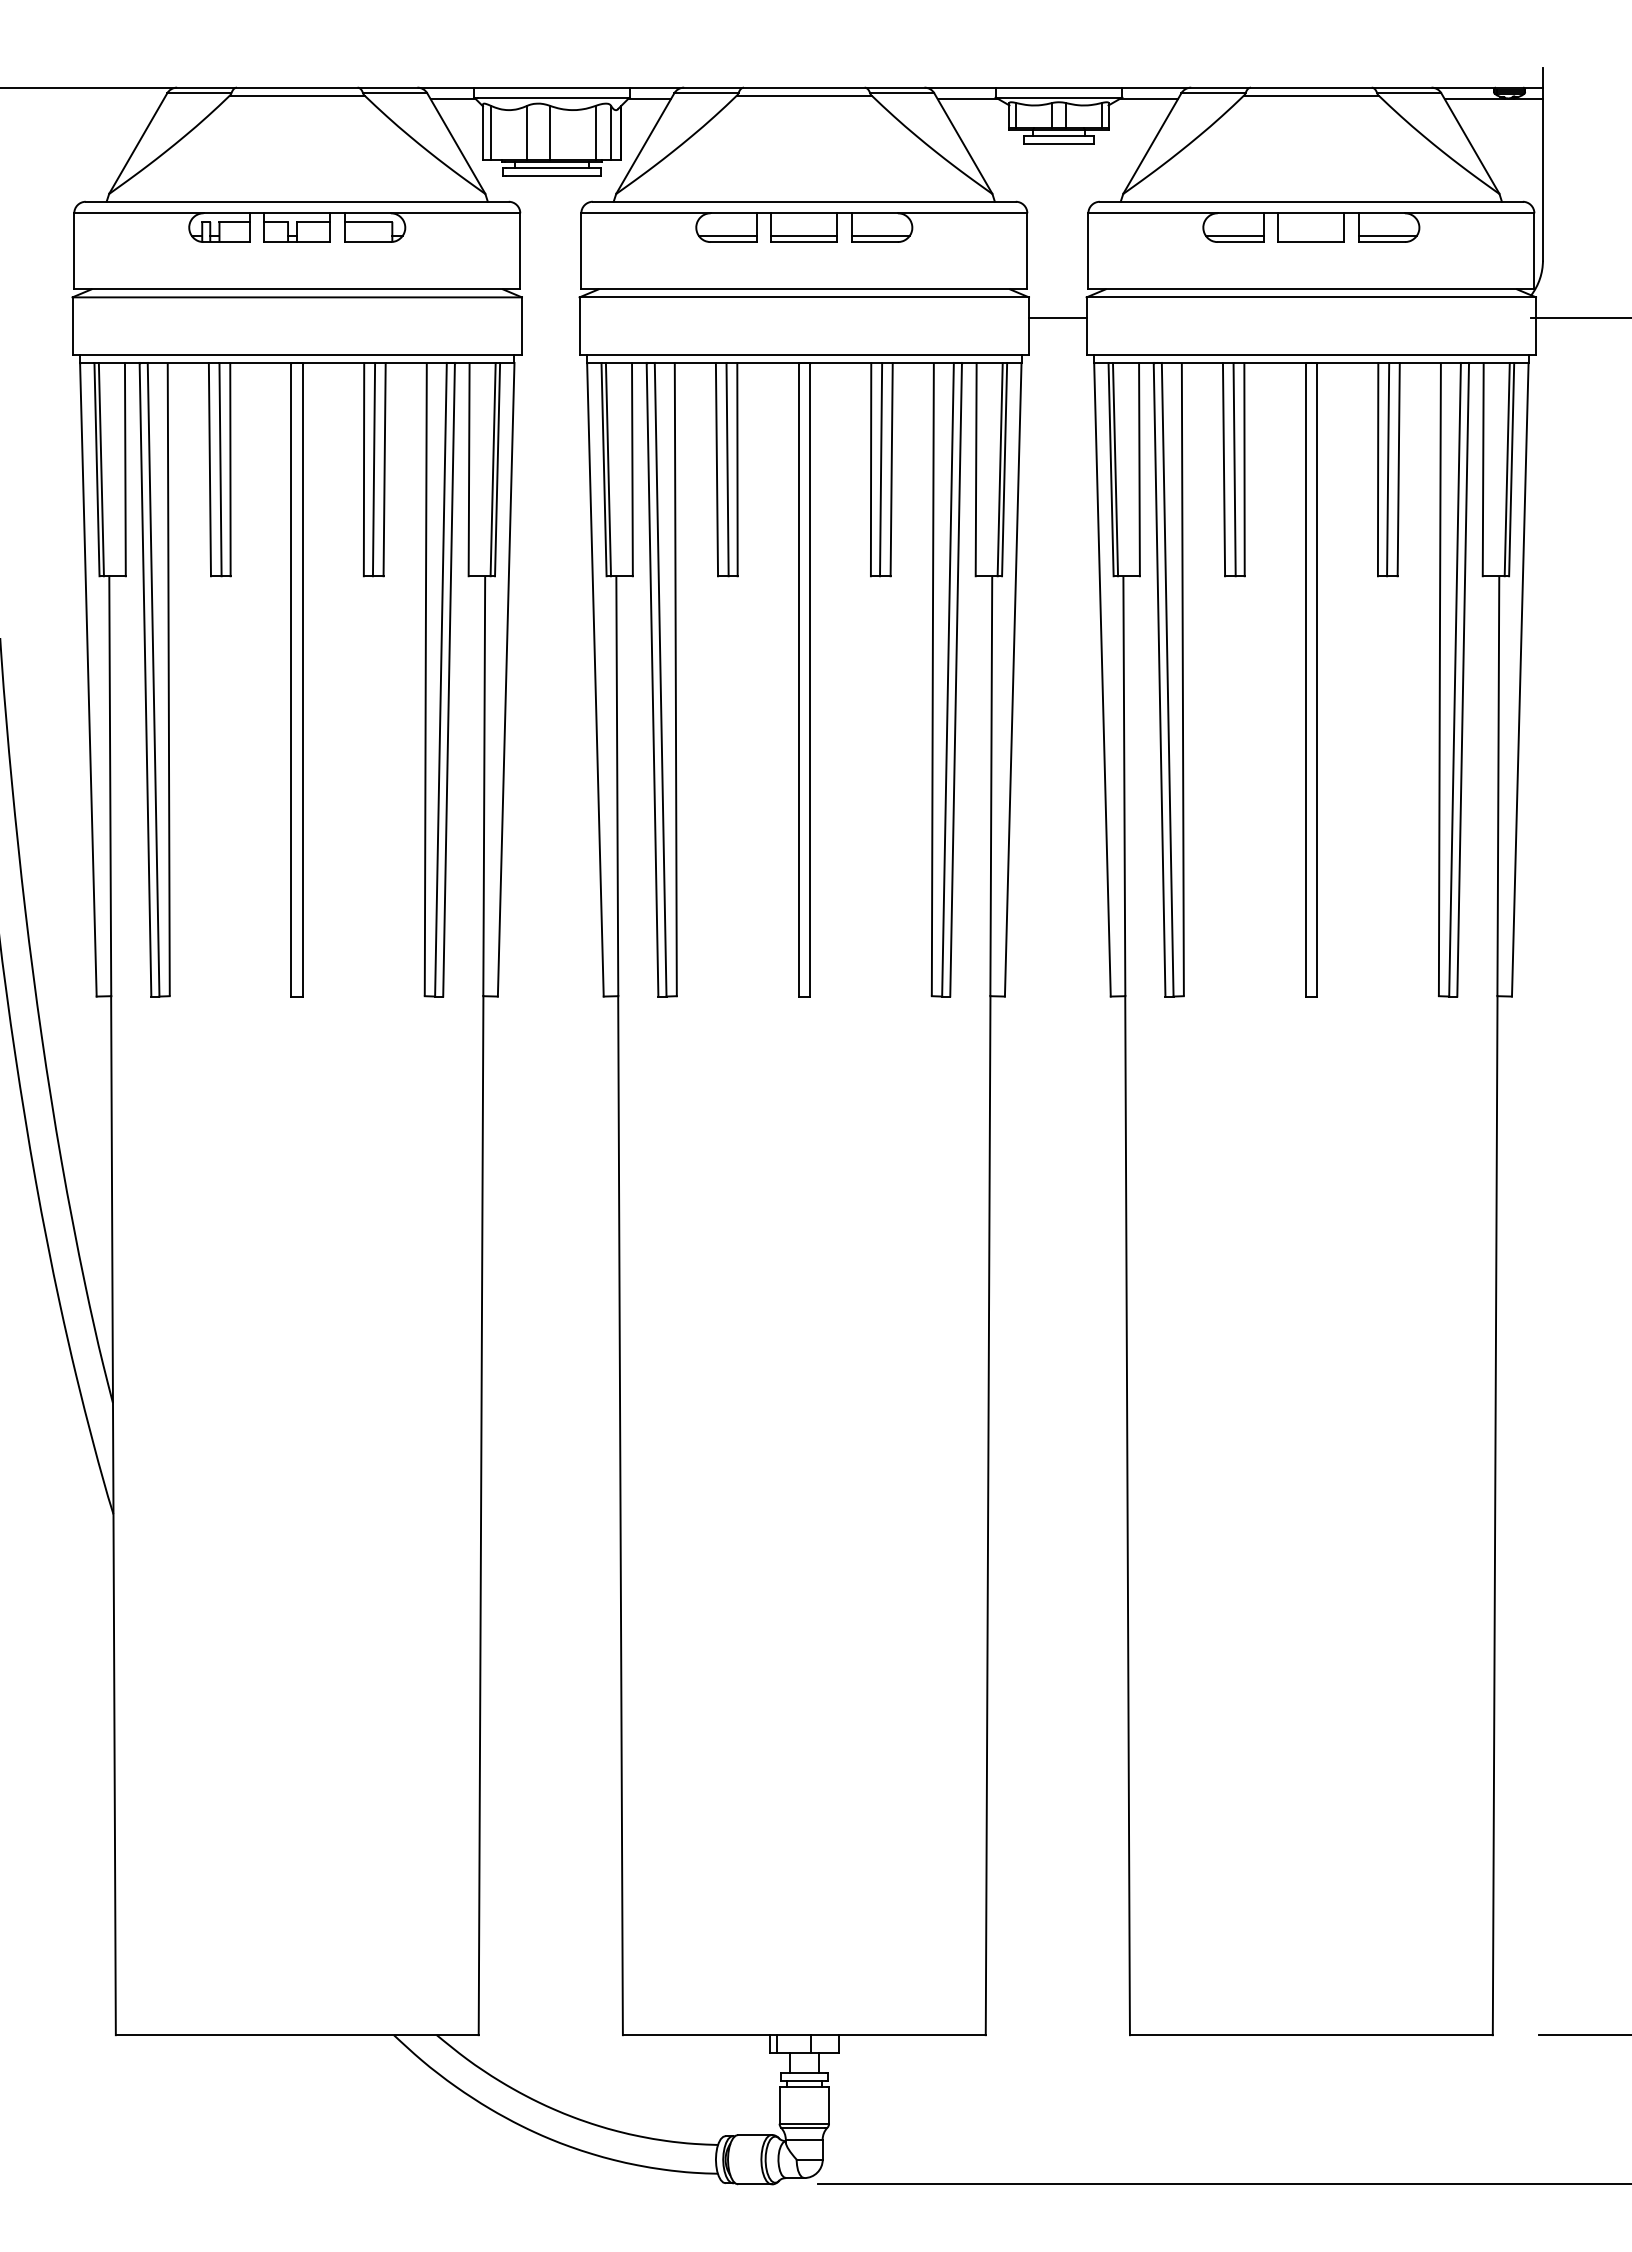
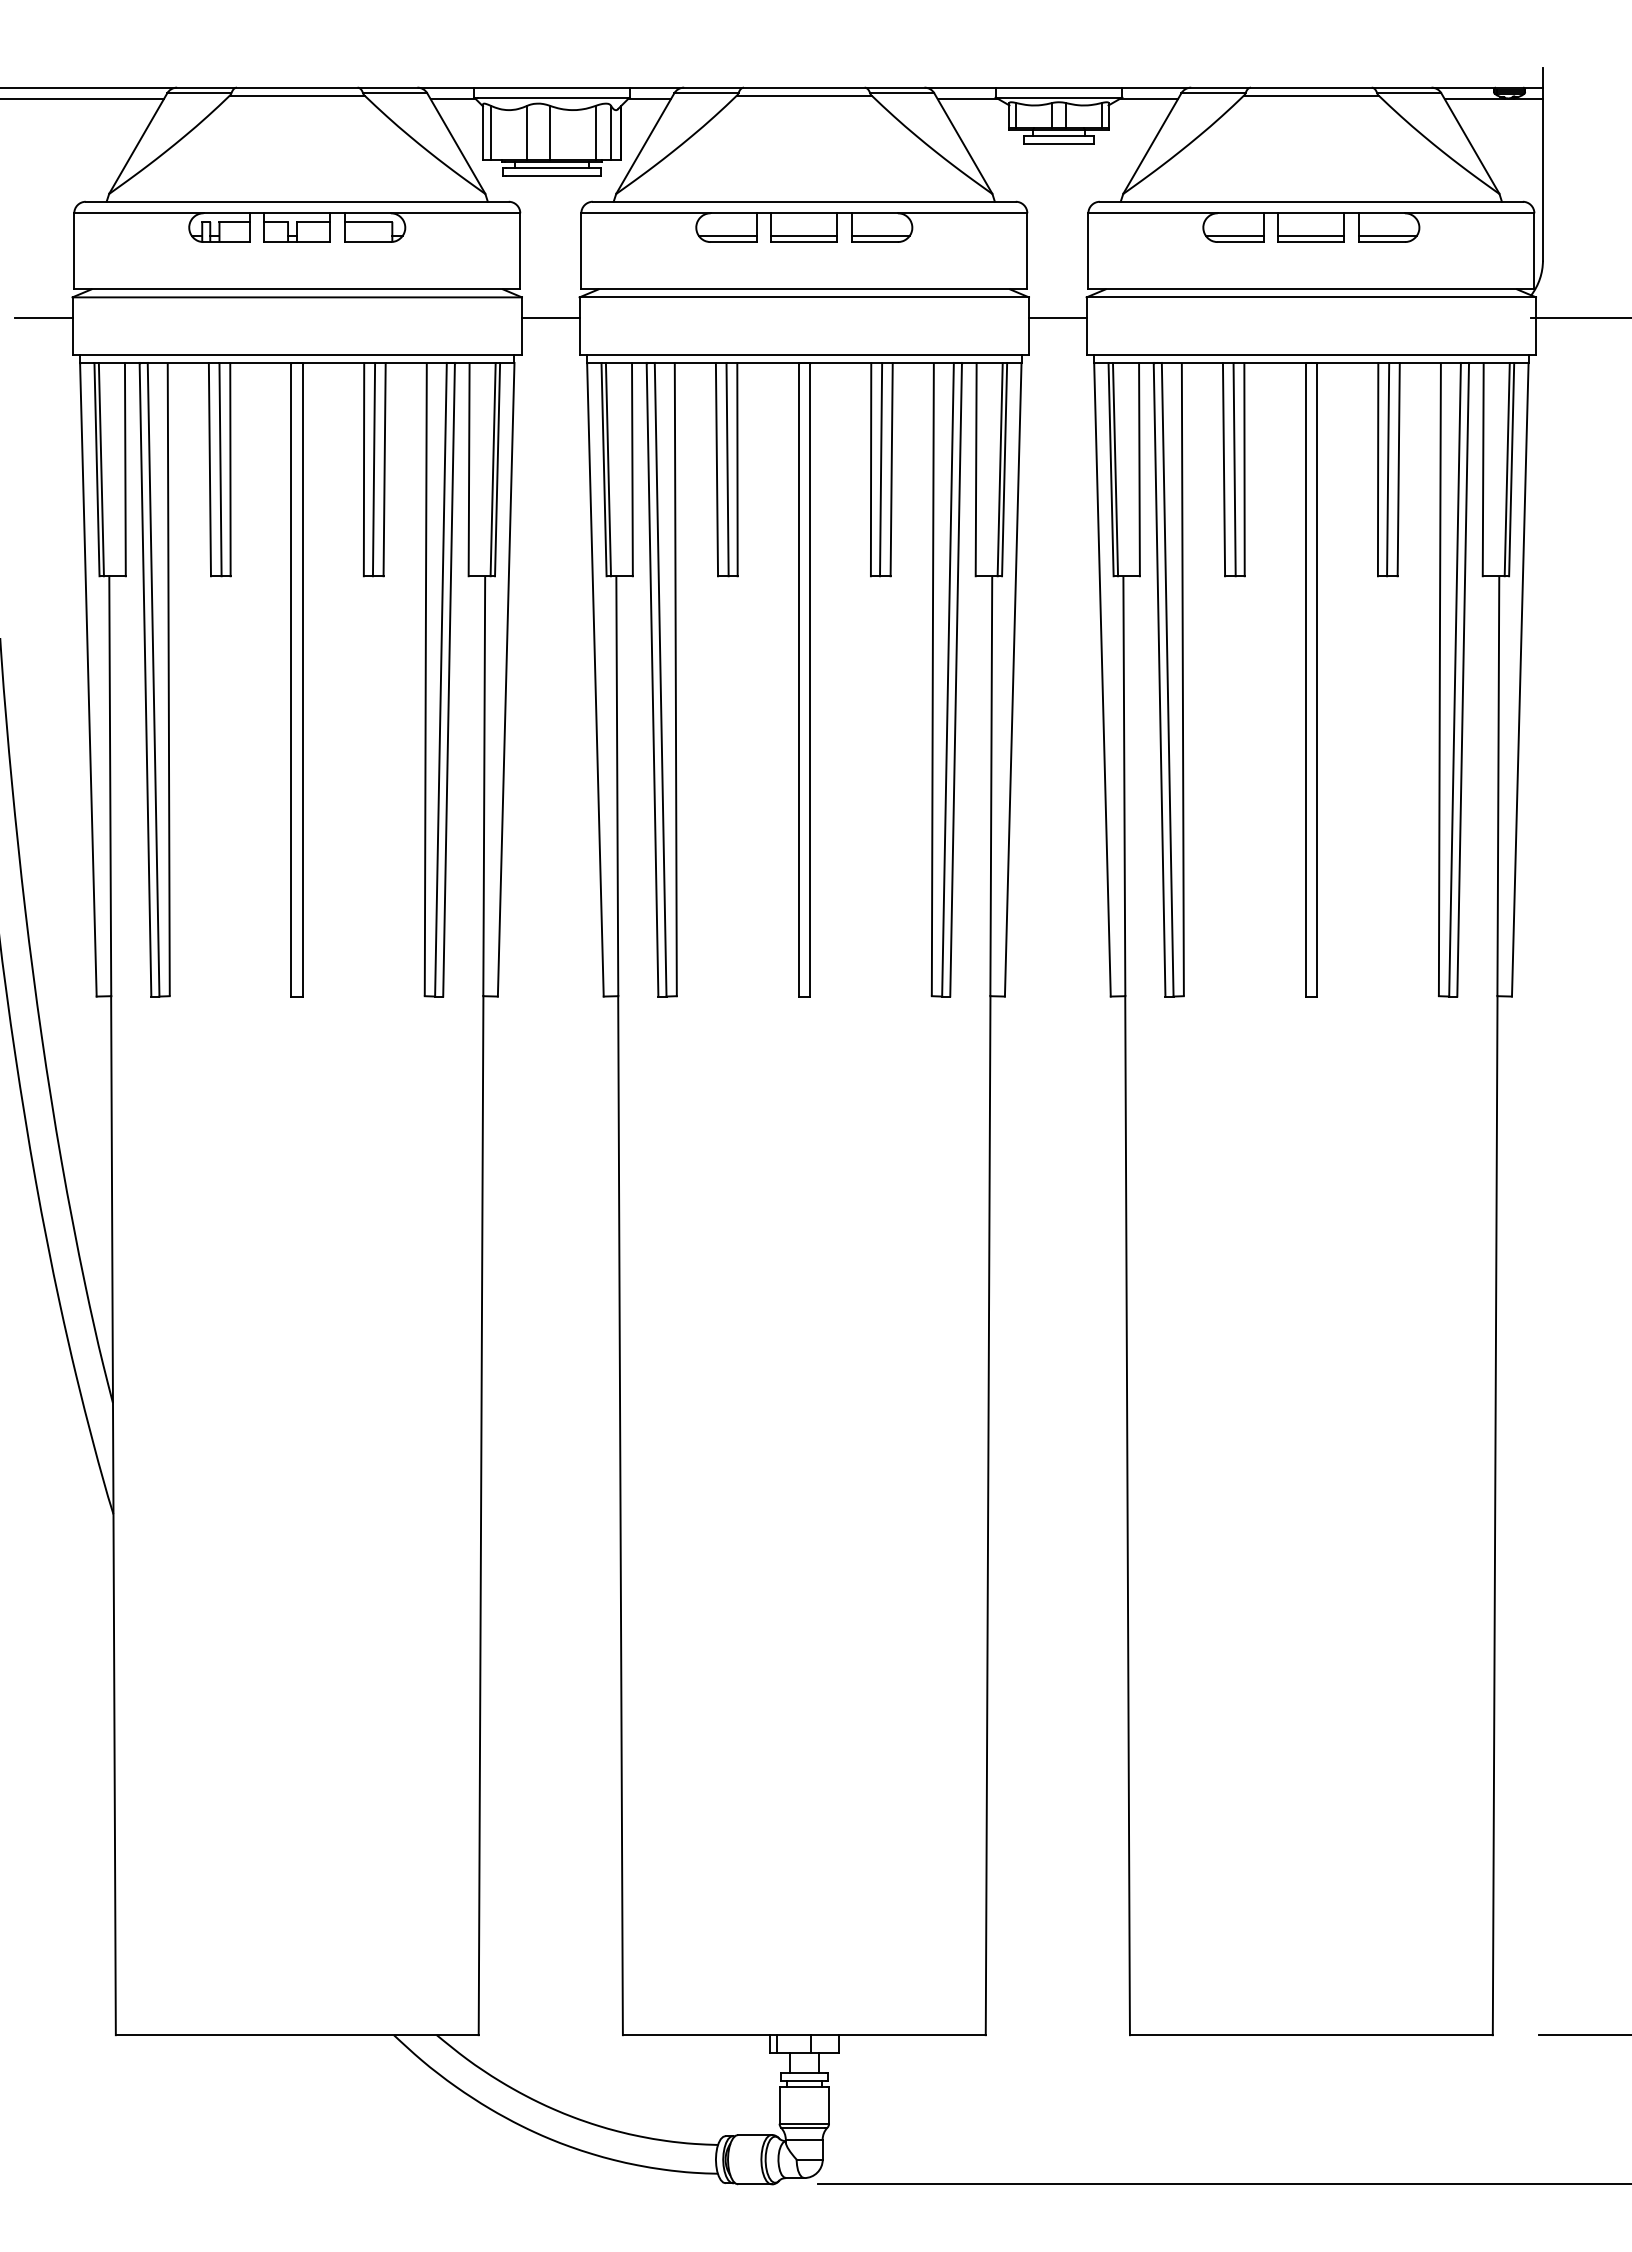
line: none -> present (82, 99)
line: none -> present (1311, 236)
line: none -> present (43, 318)
line: none -> present (550, 318)
